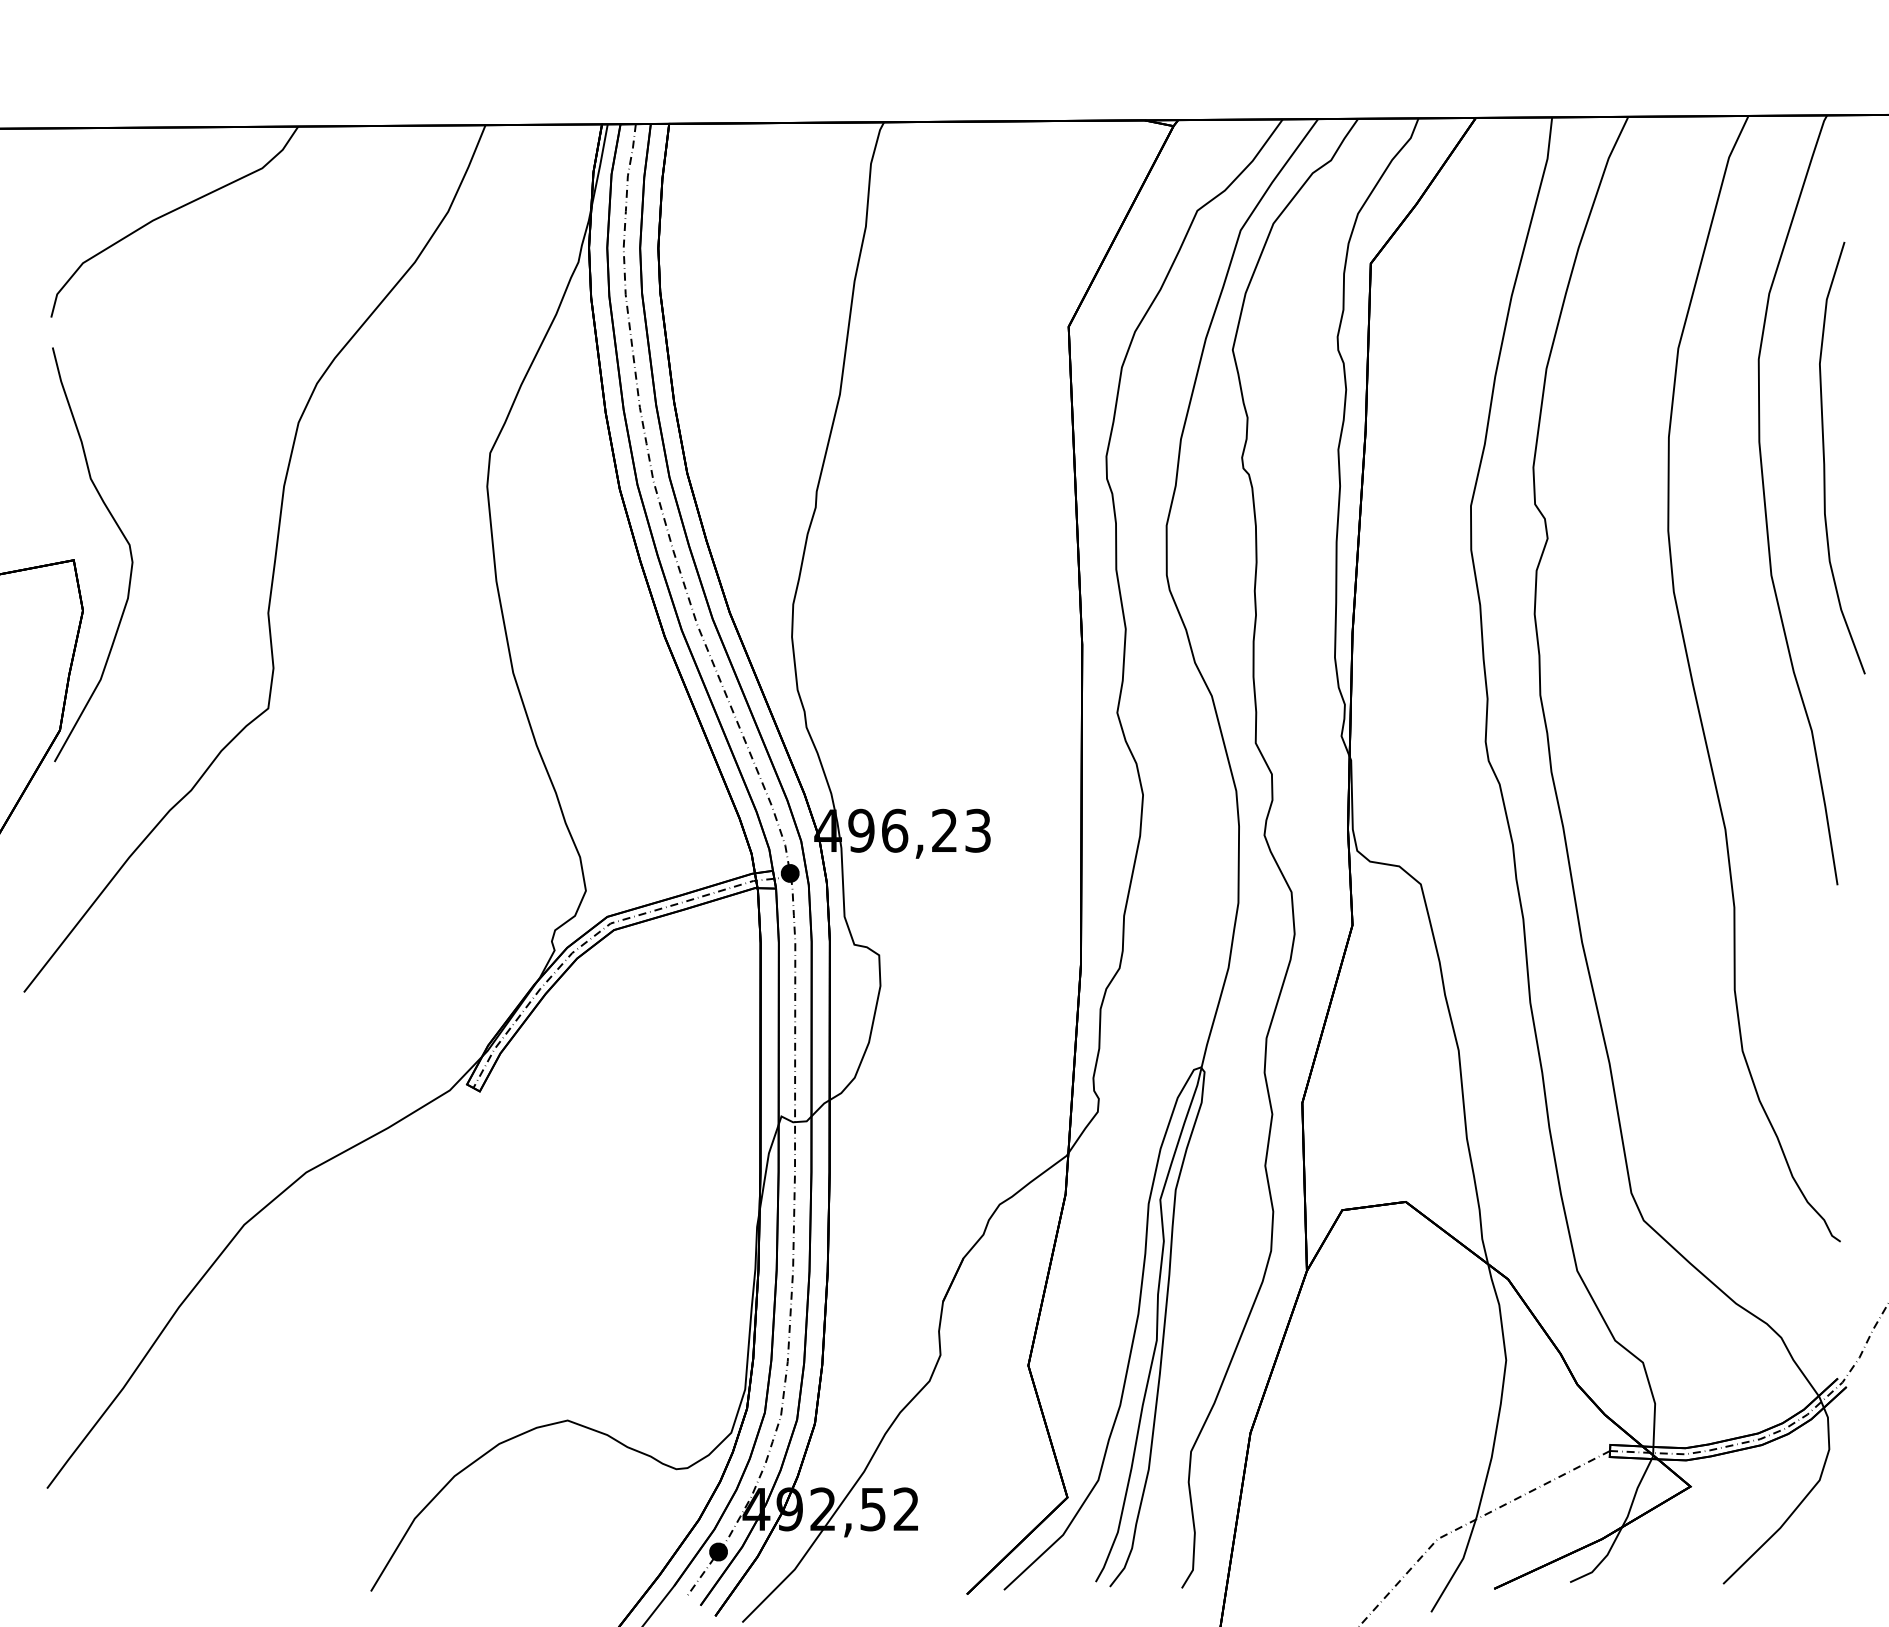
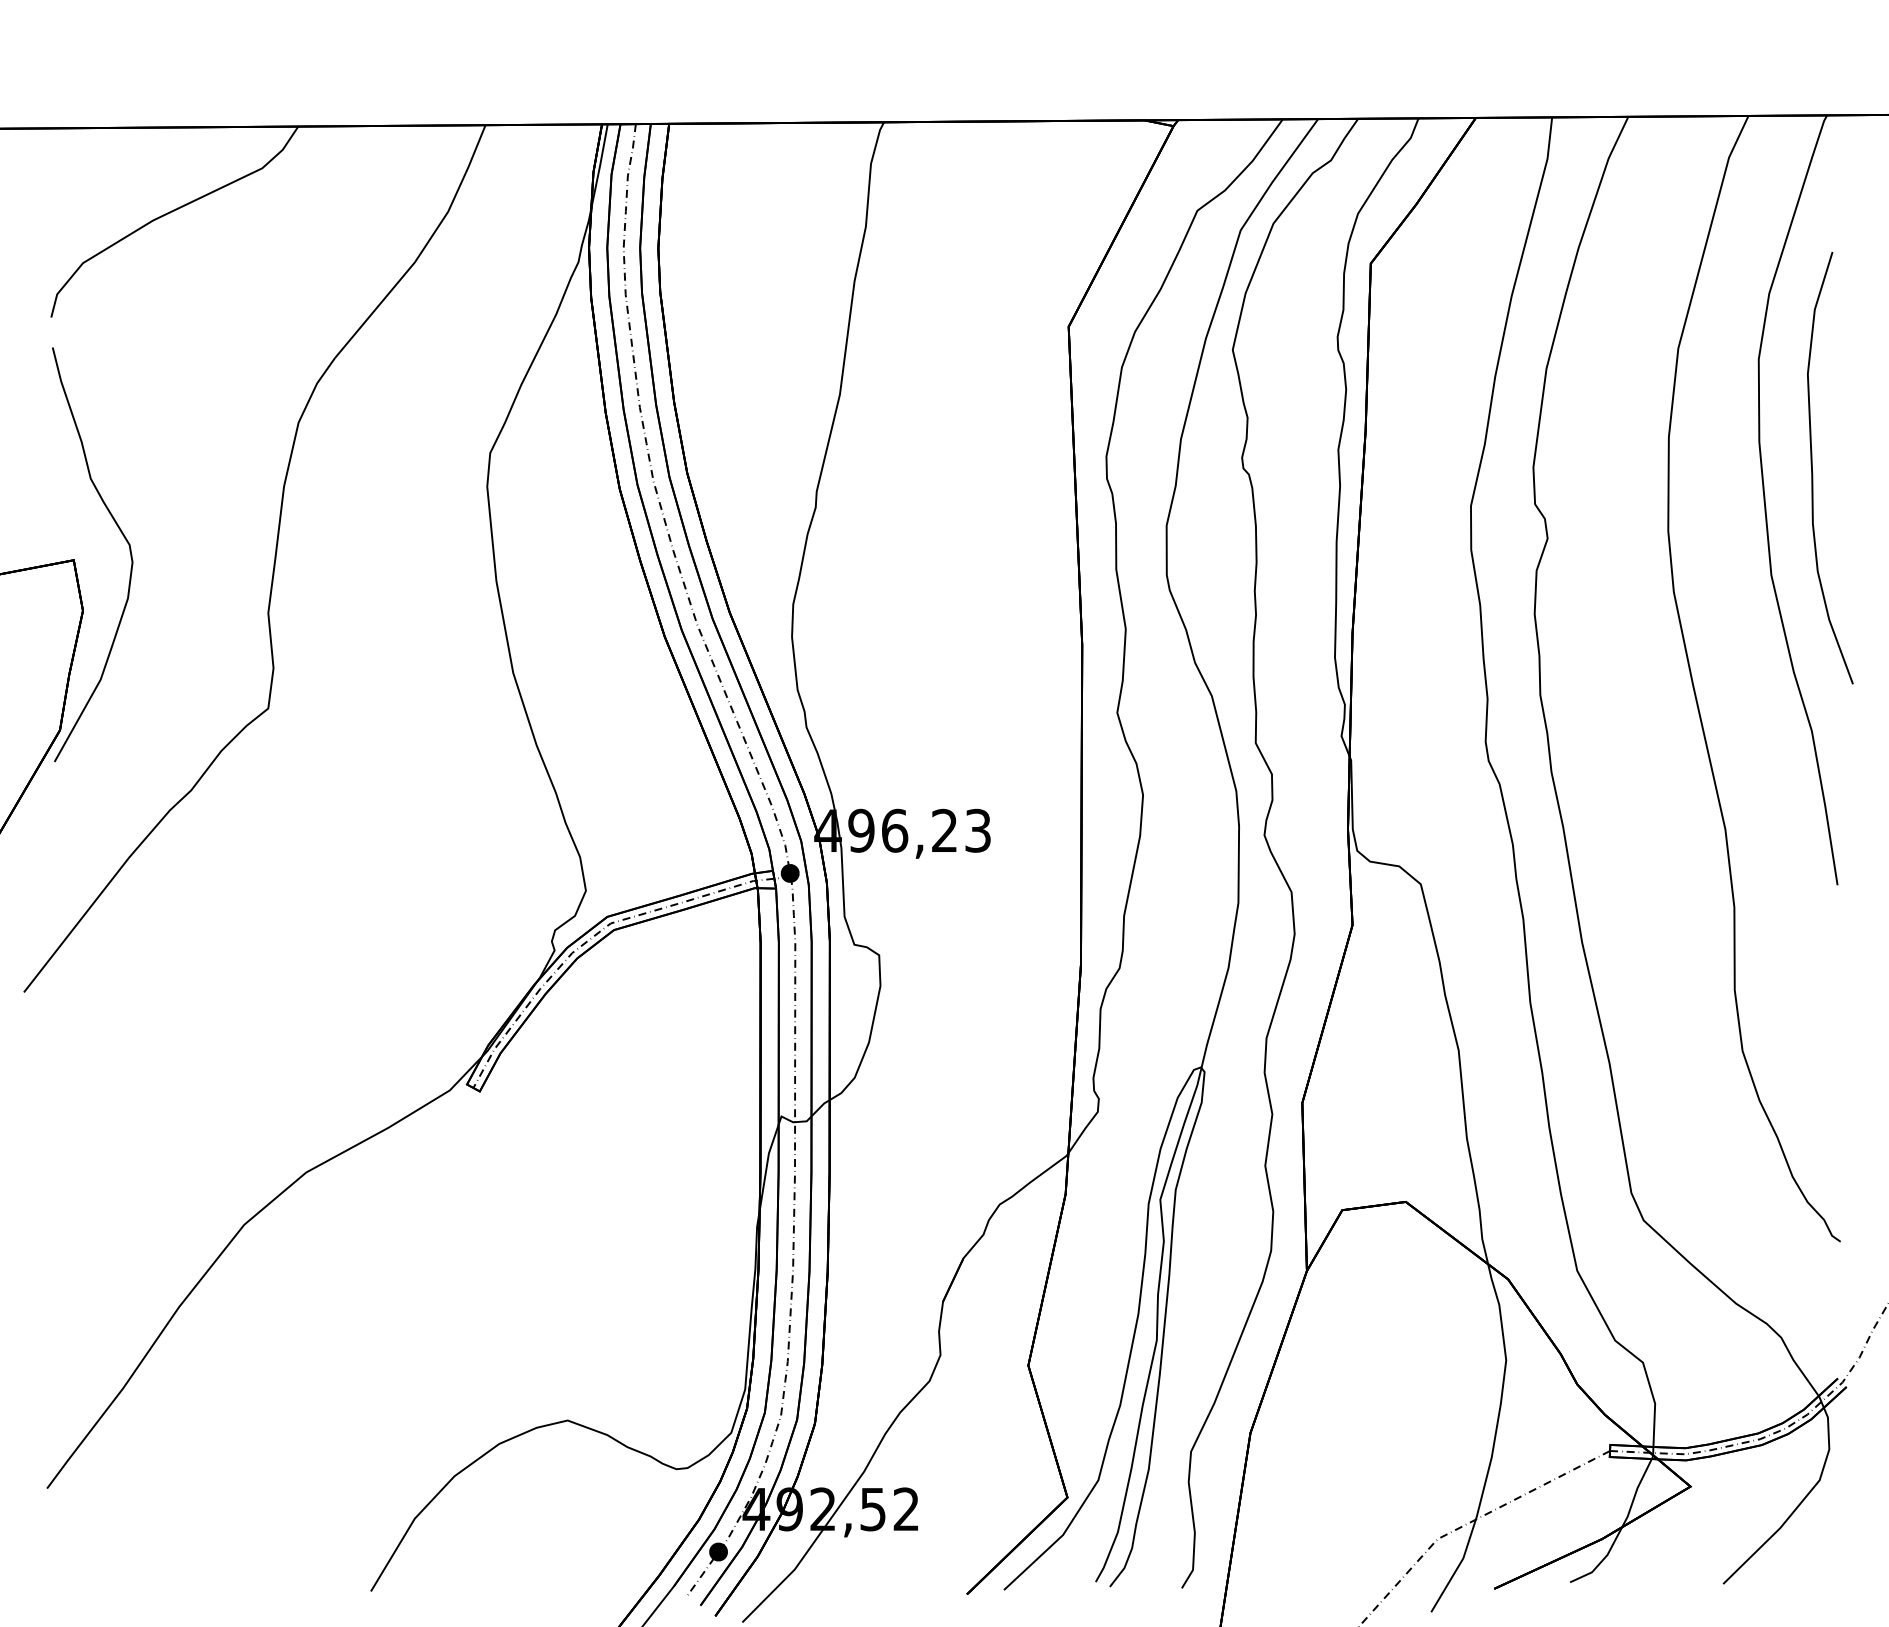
curve position: (1825, 463) -> (1813, 473) (1813, 473)
